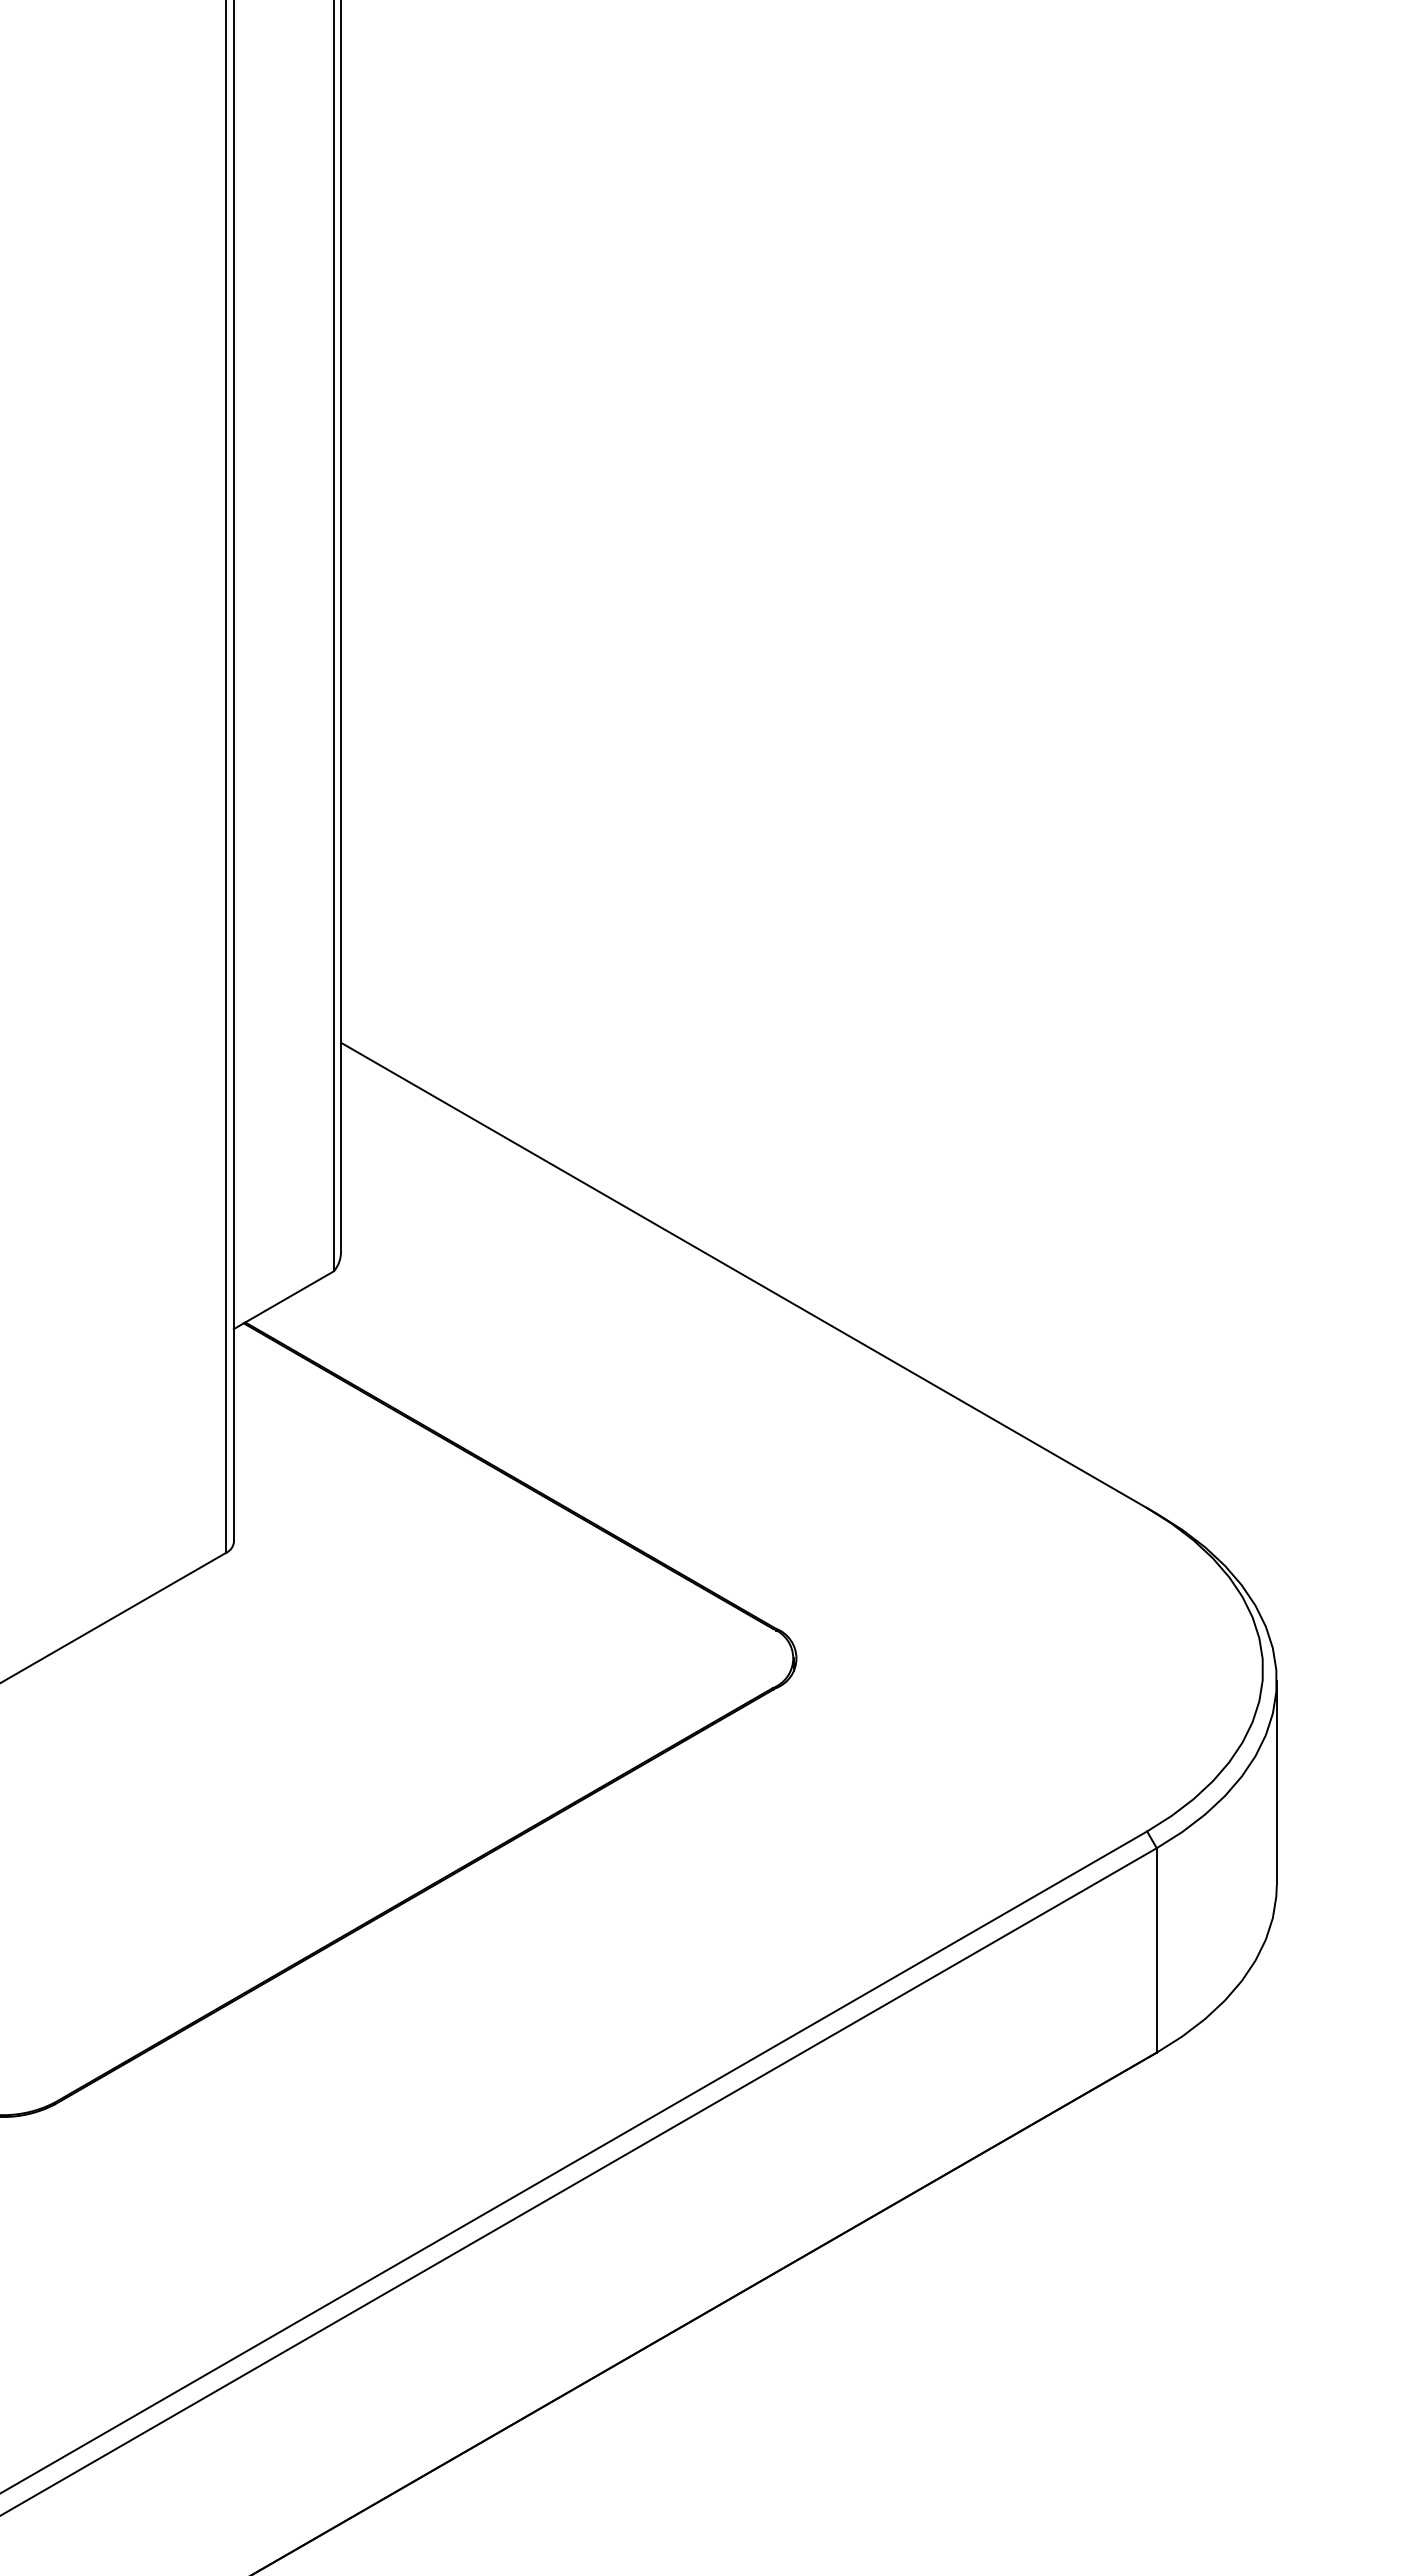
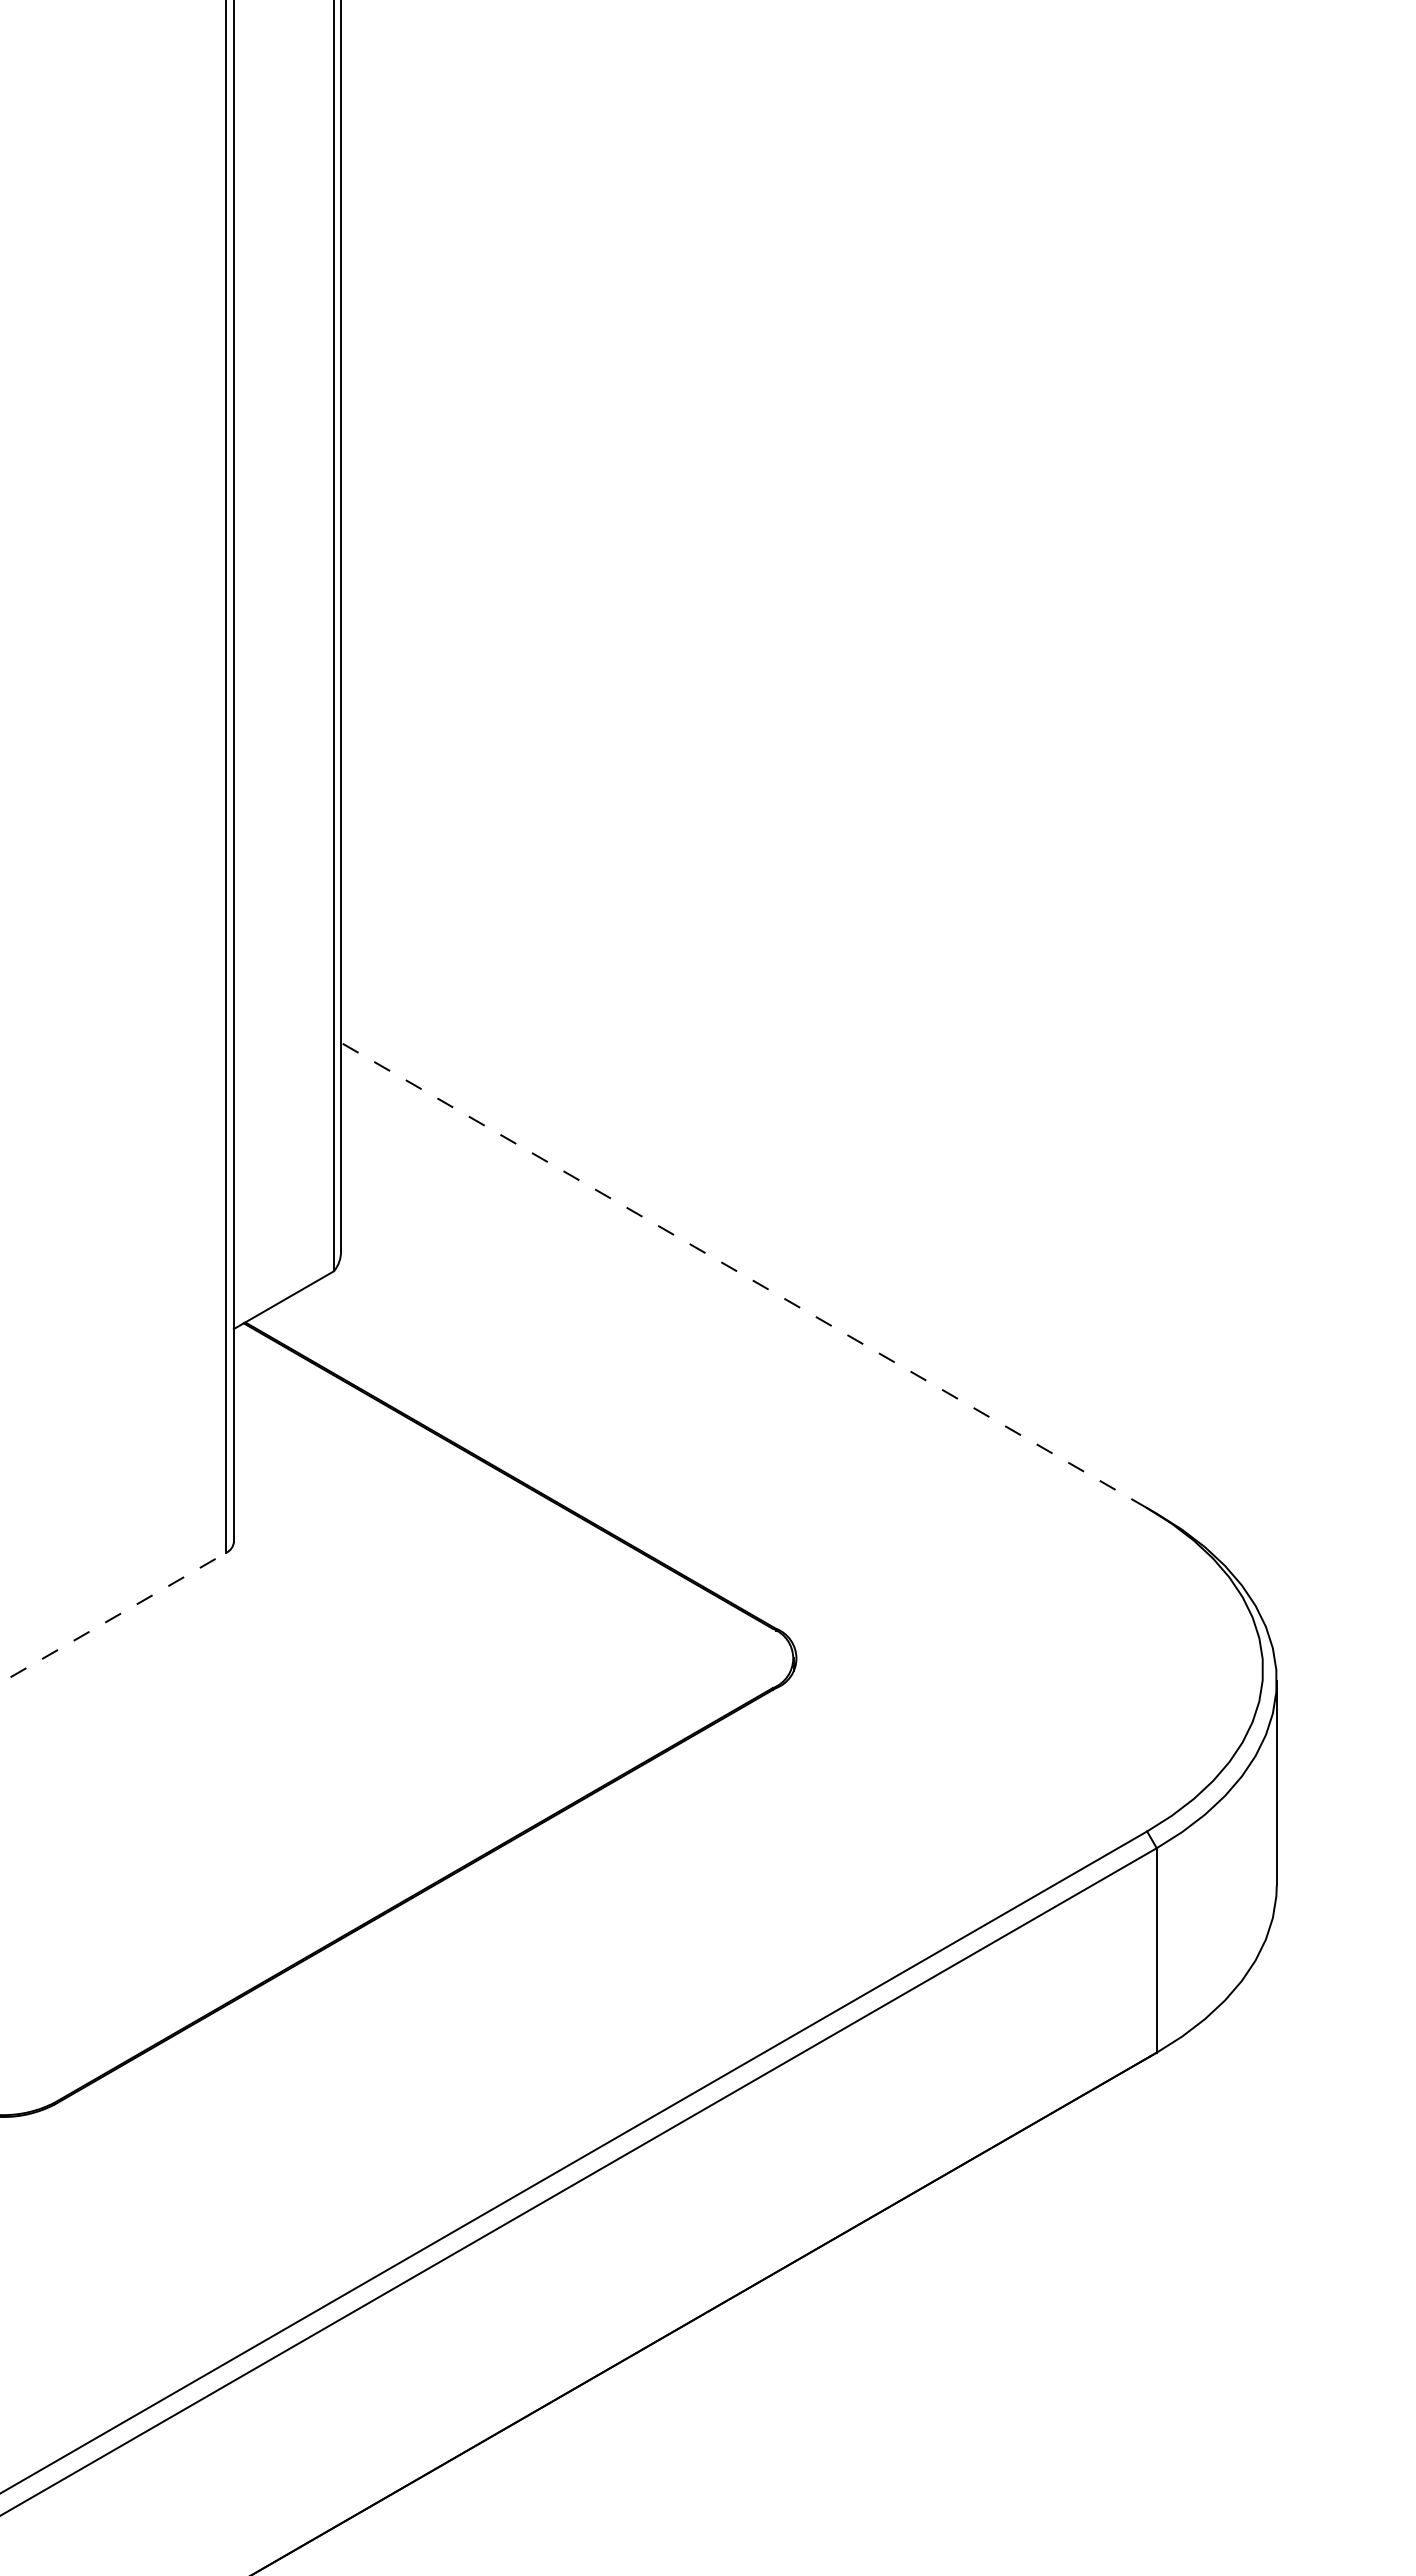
line: solid -> dashed (743, 1275)
line: solid -> dashed (113, 1617)
